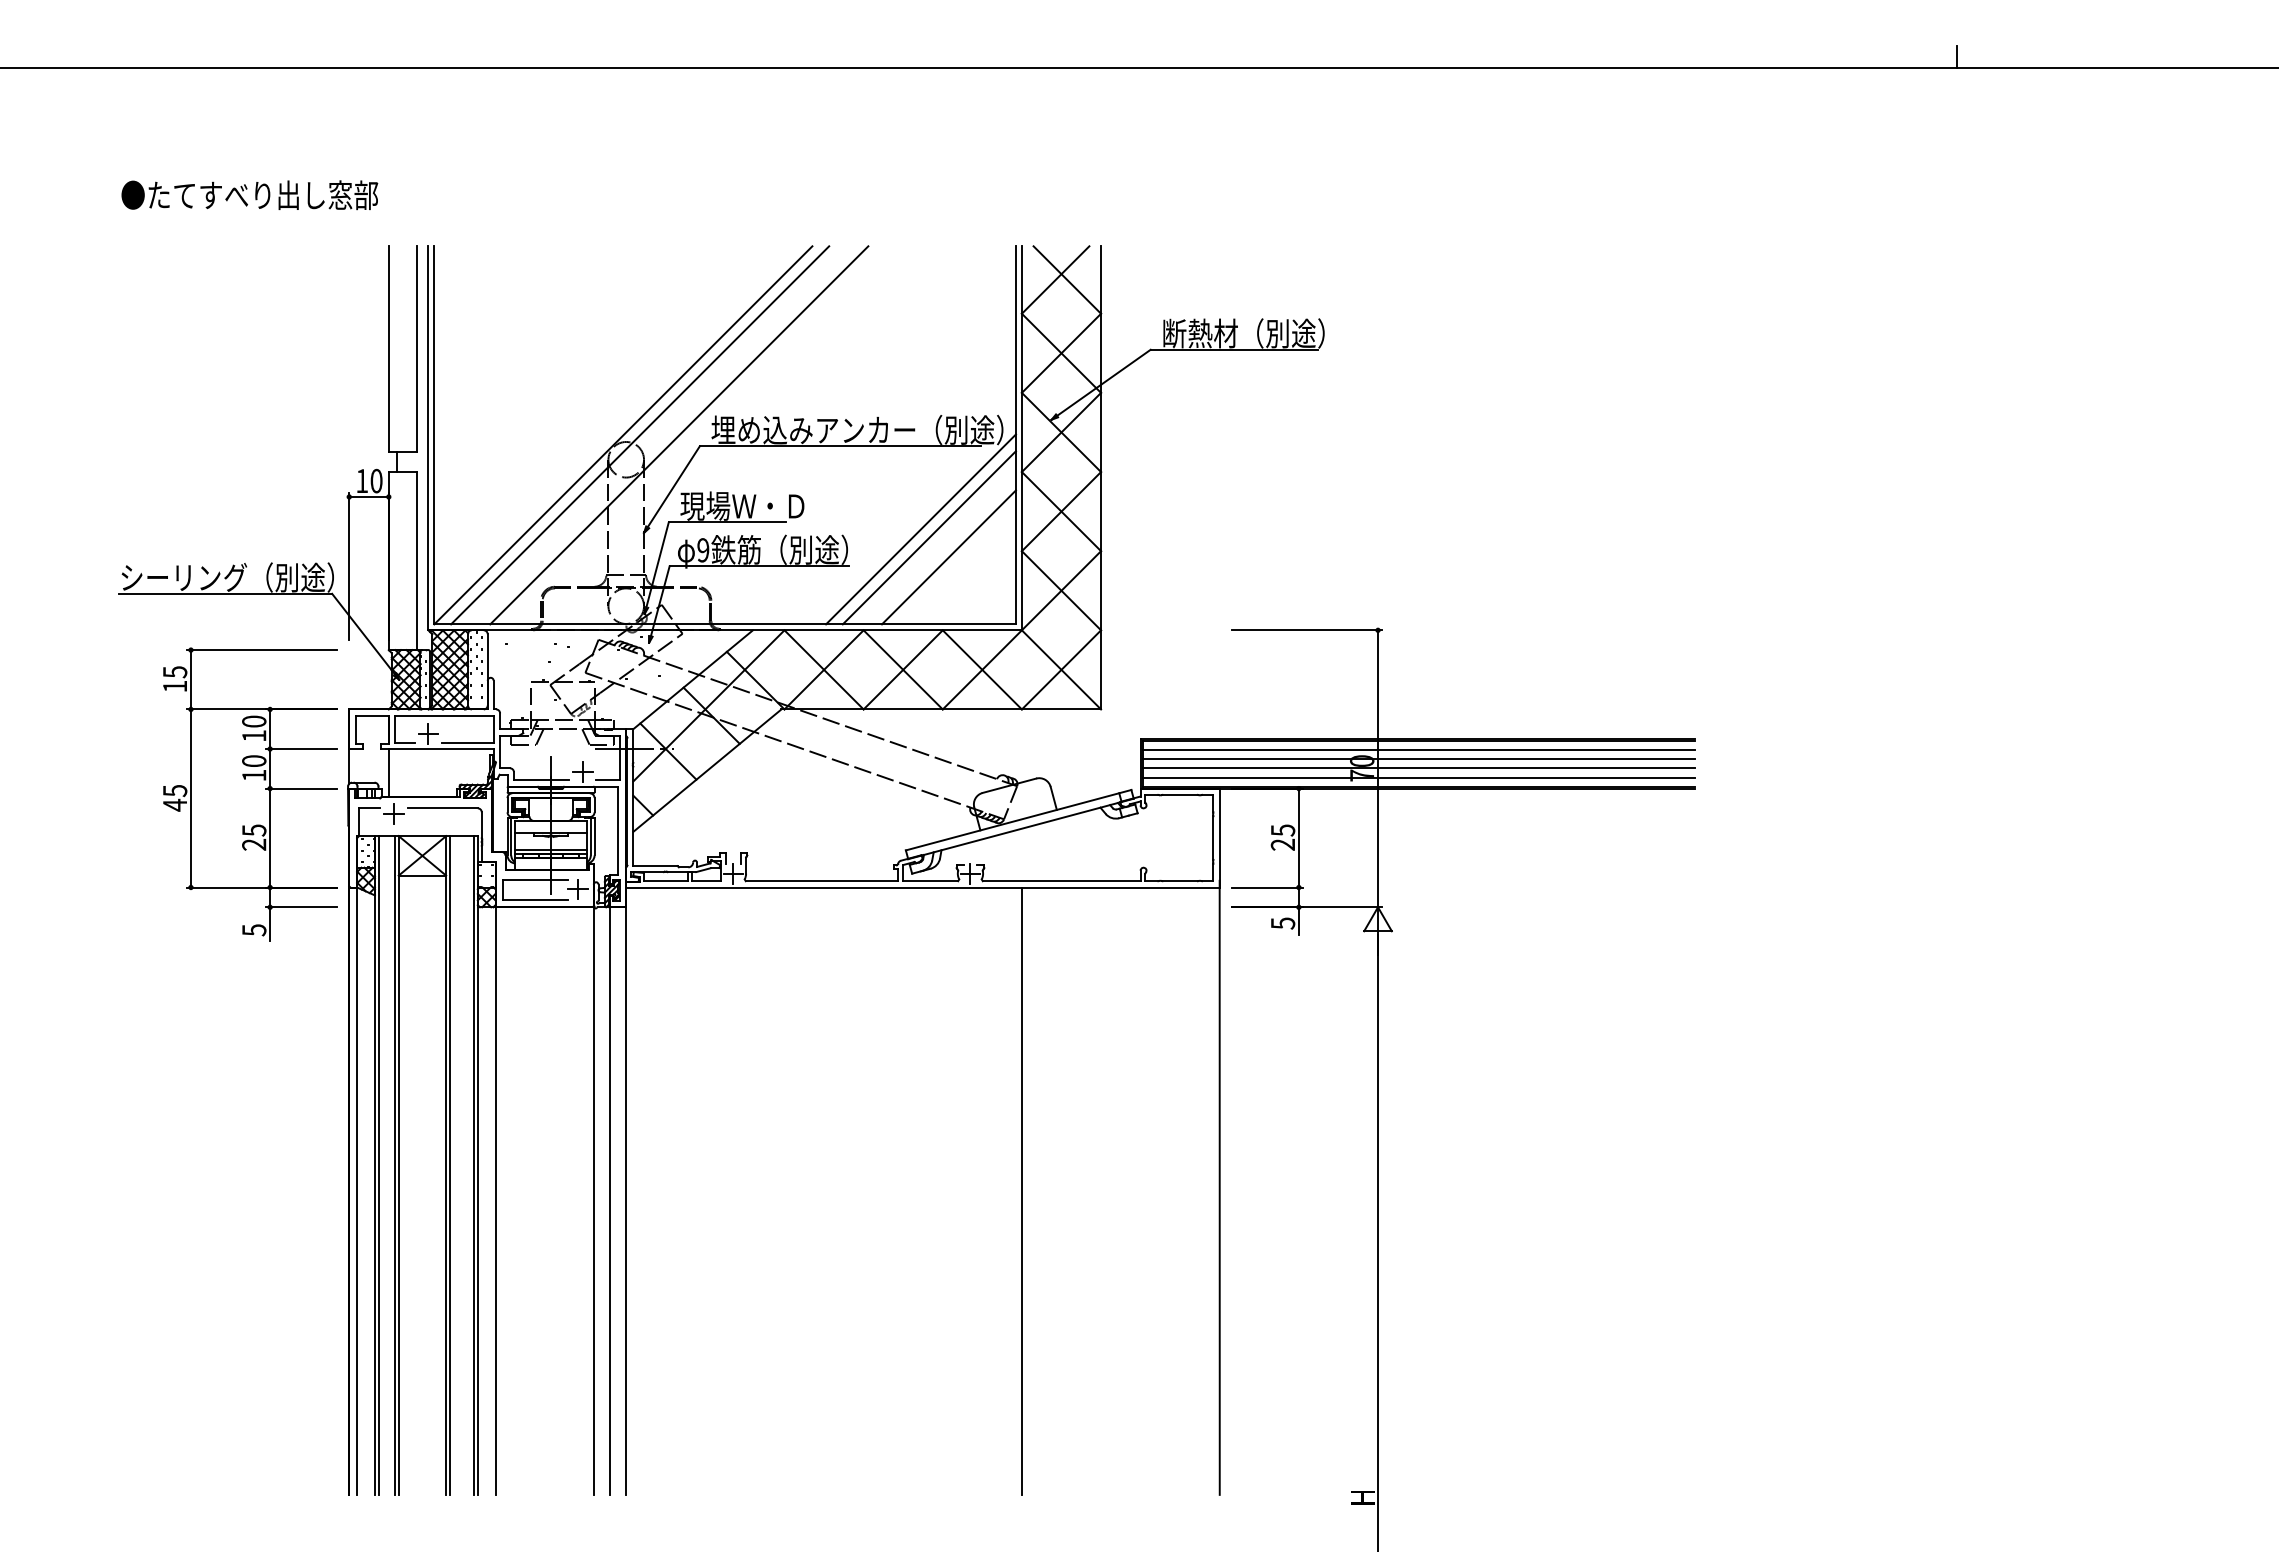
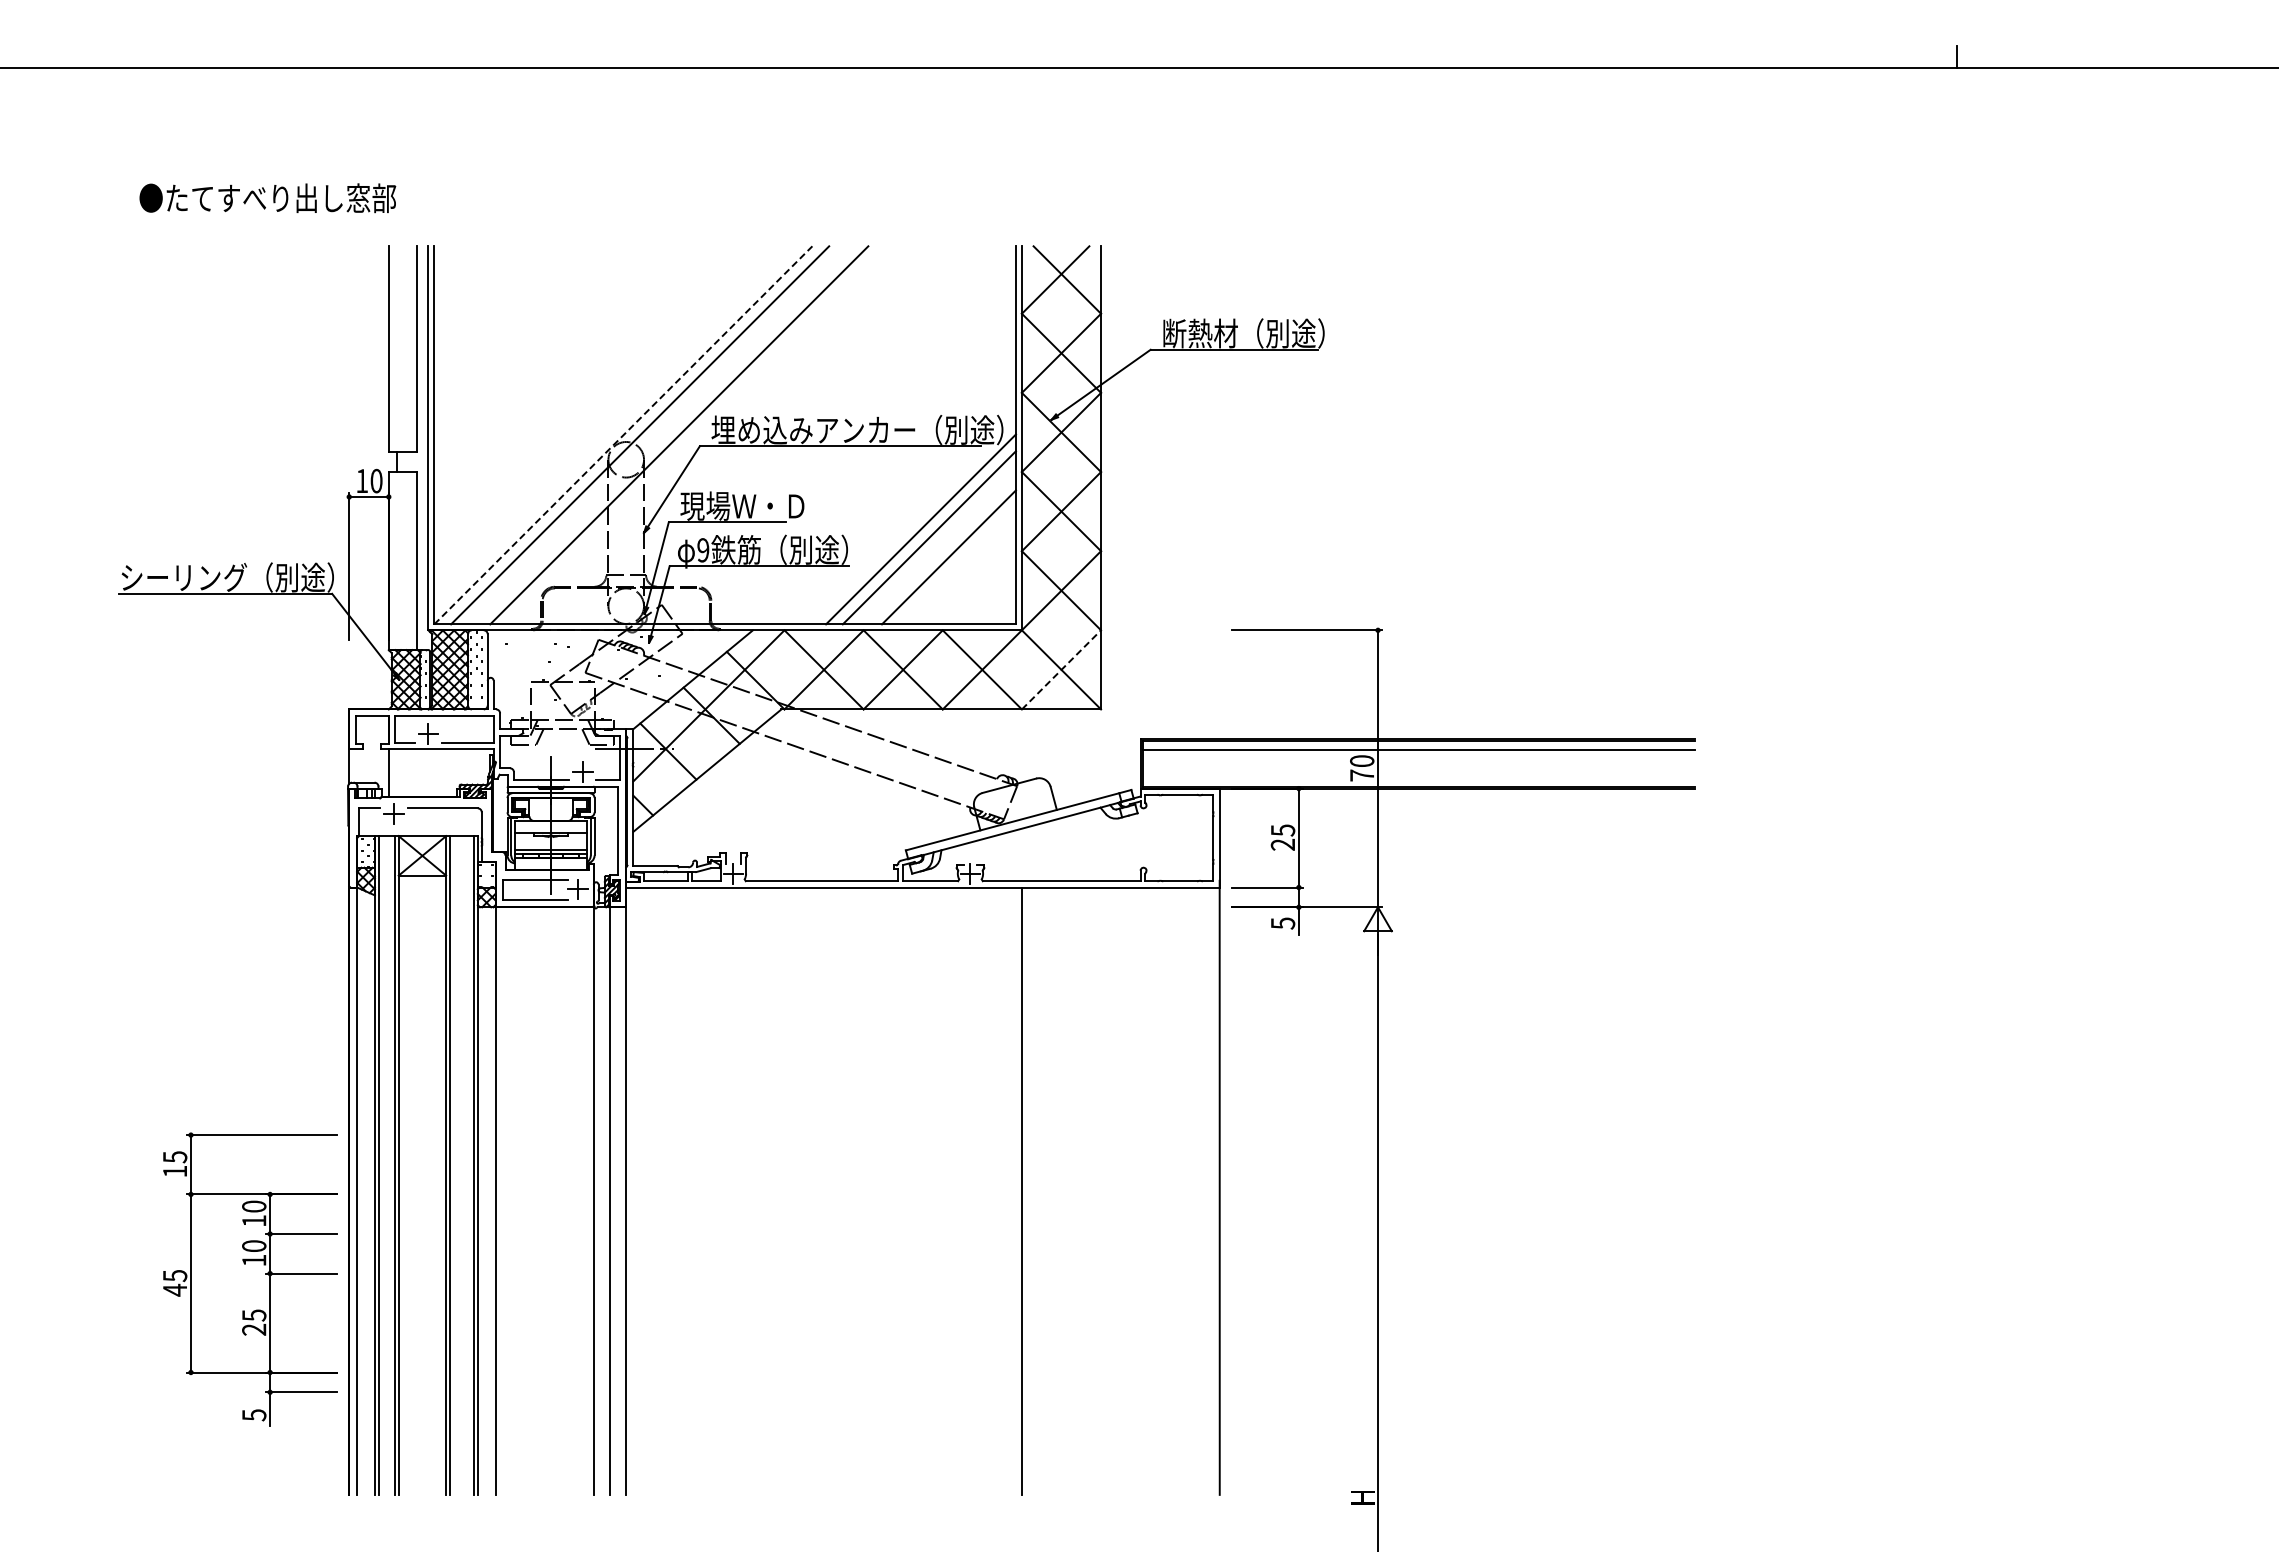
text position: (249, 195) -> (267, 198) (267, 198)
line: solid -> dashed (623, 434)
line: solid -> dashed (1061, 669)
line: present -> none (1418, 759)
line: present -> none (1418, 768)
line: present -> none (1418, 777)
part position: (250, 794) -> (250, 1279) (250, 1279)
